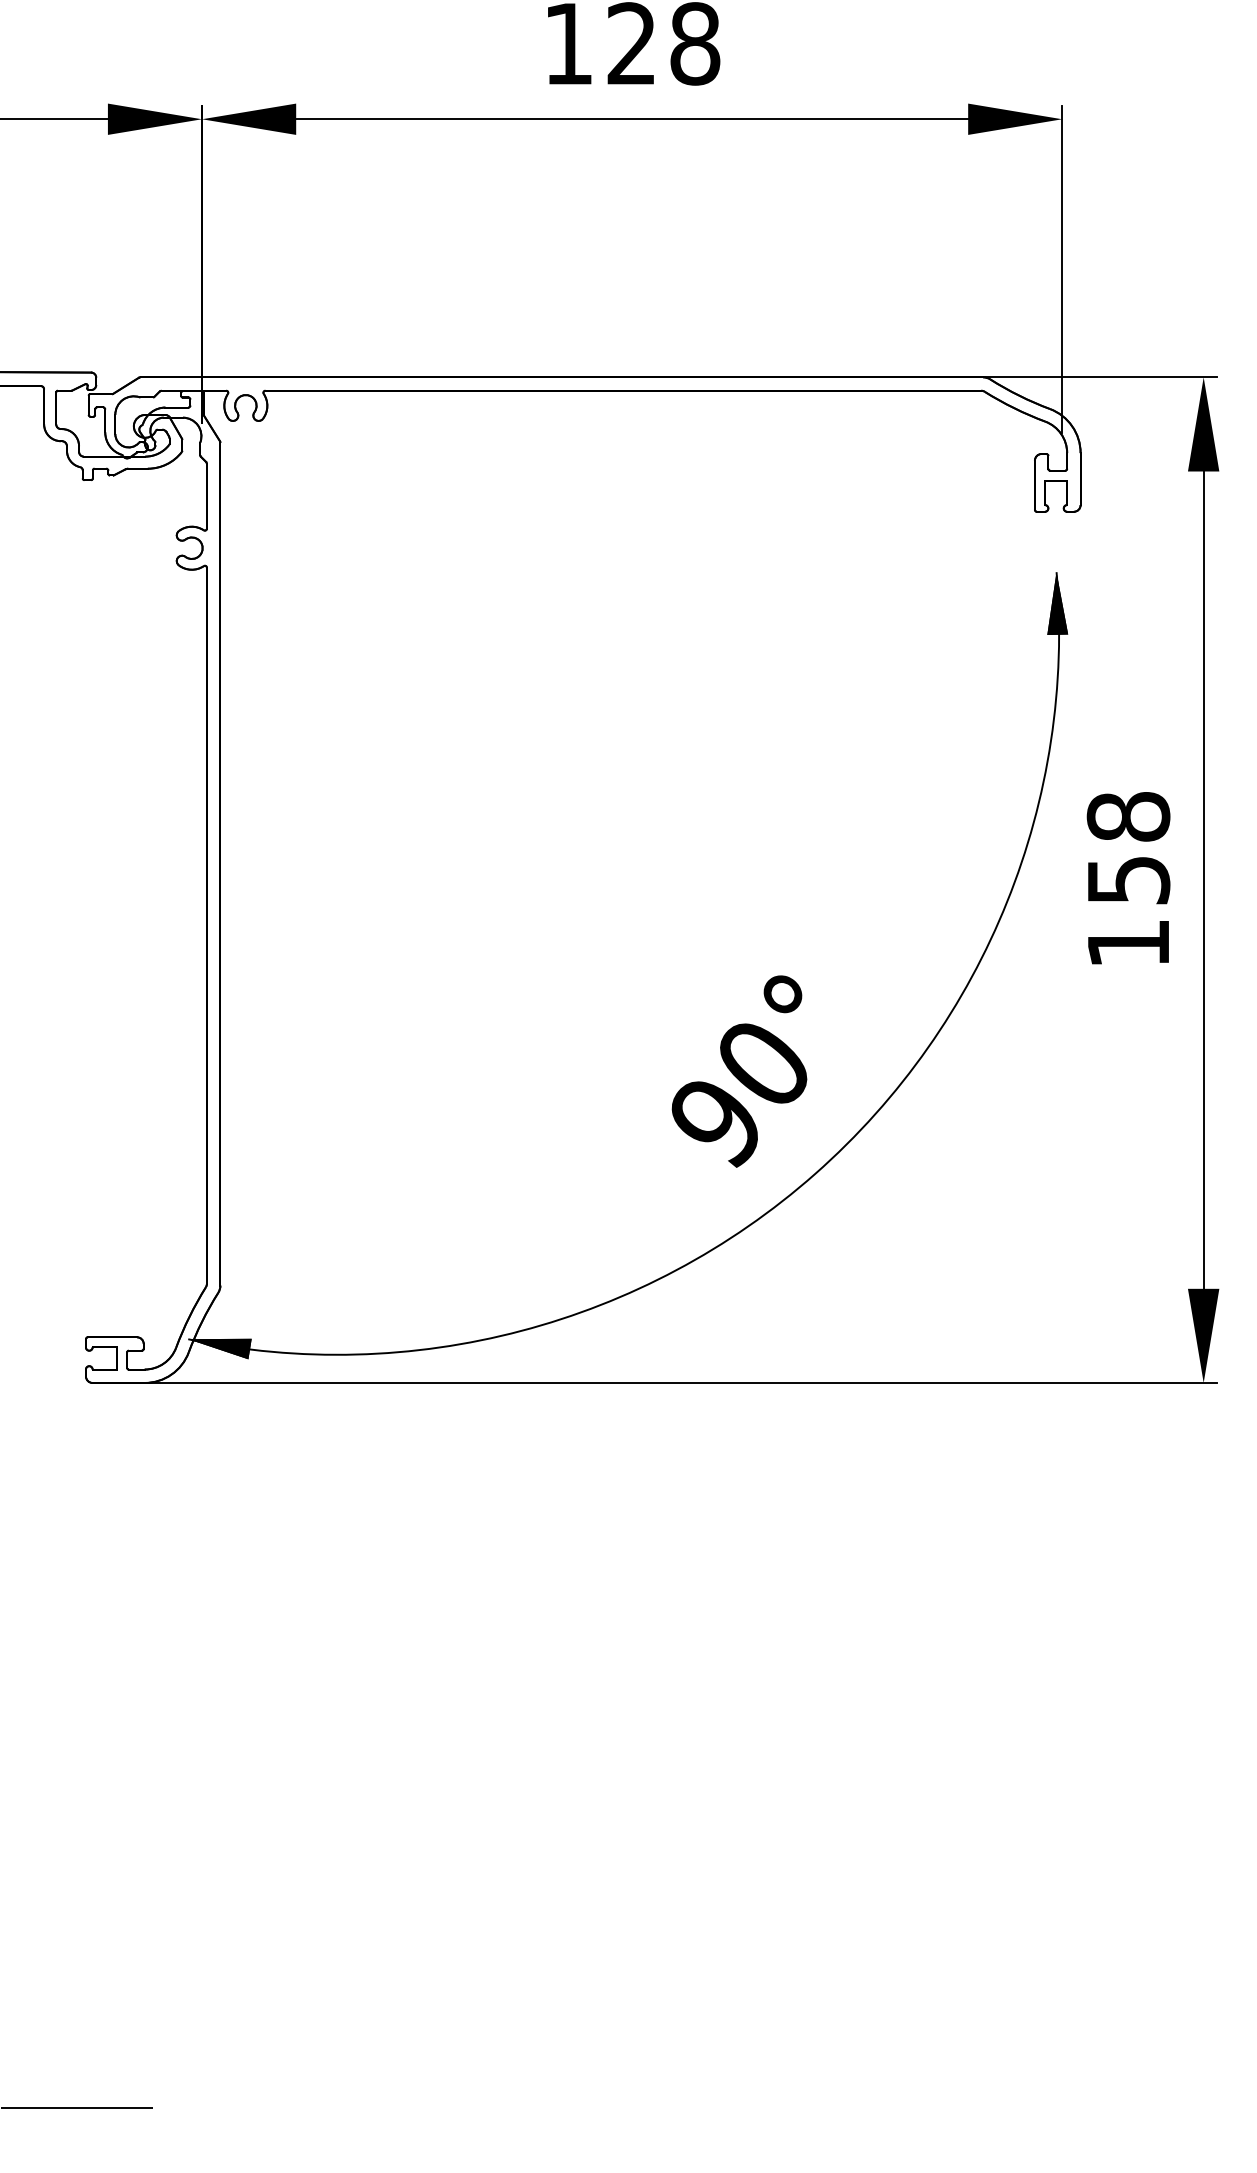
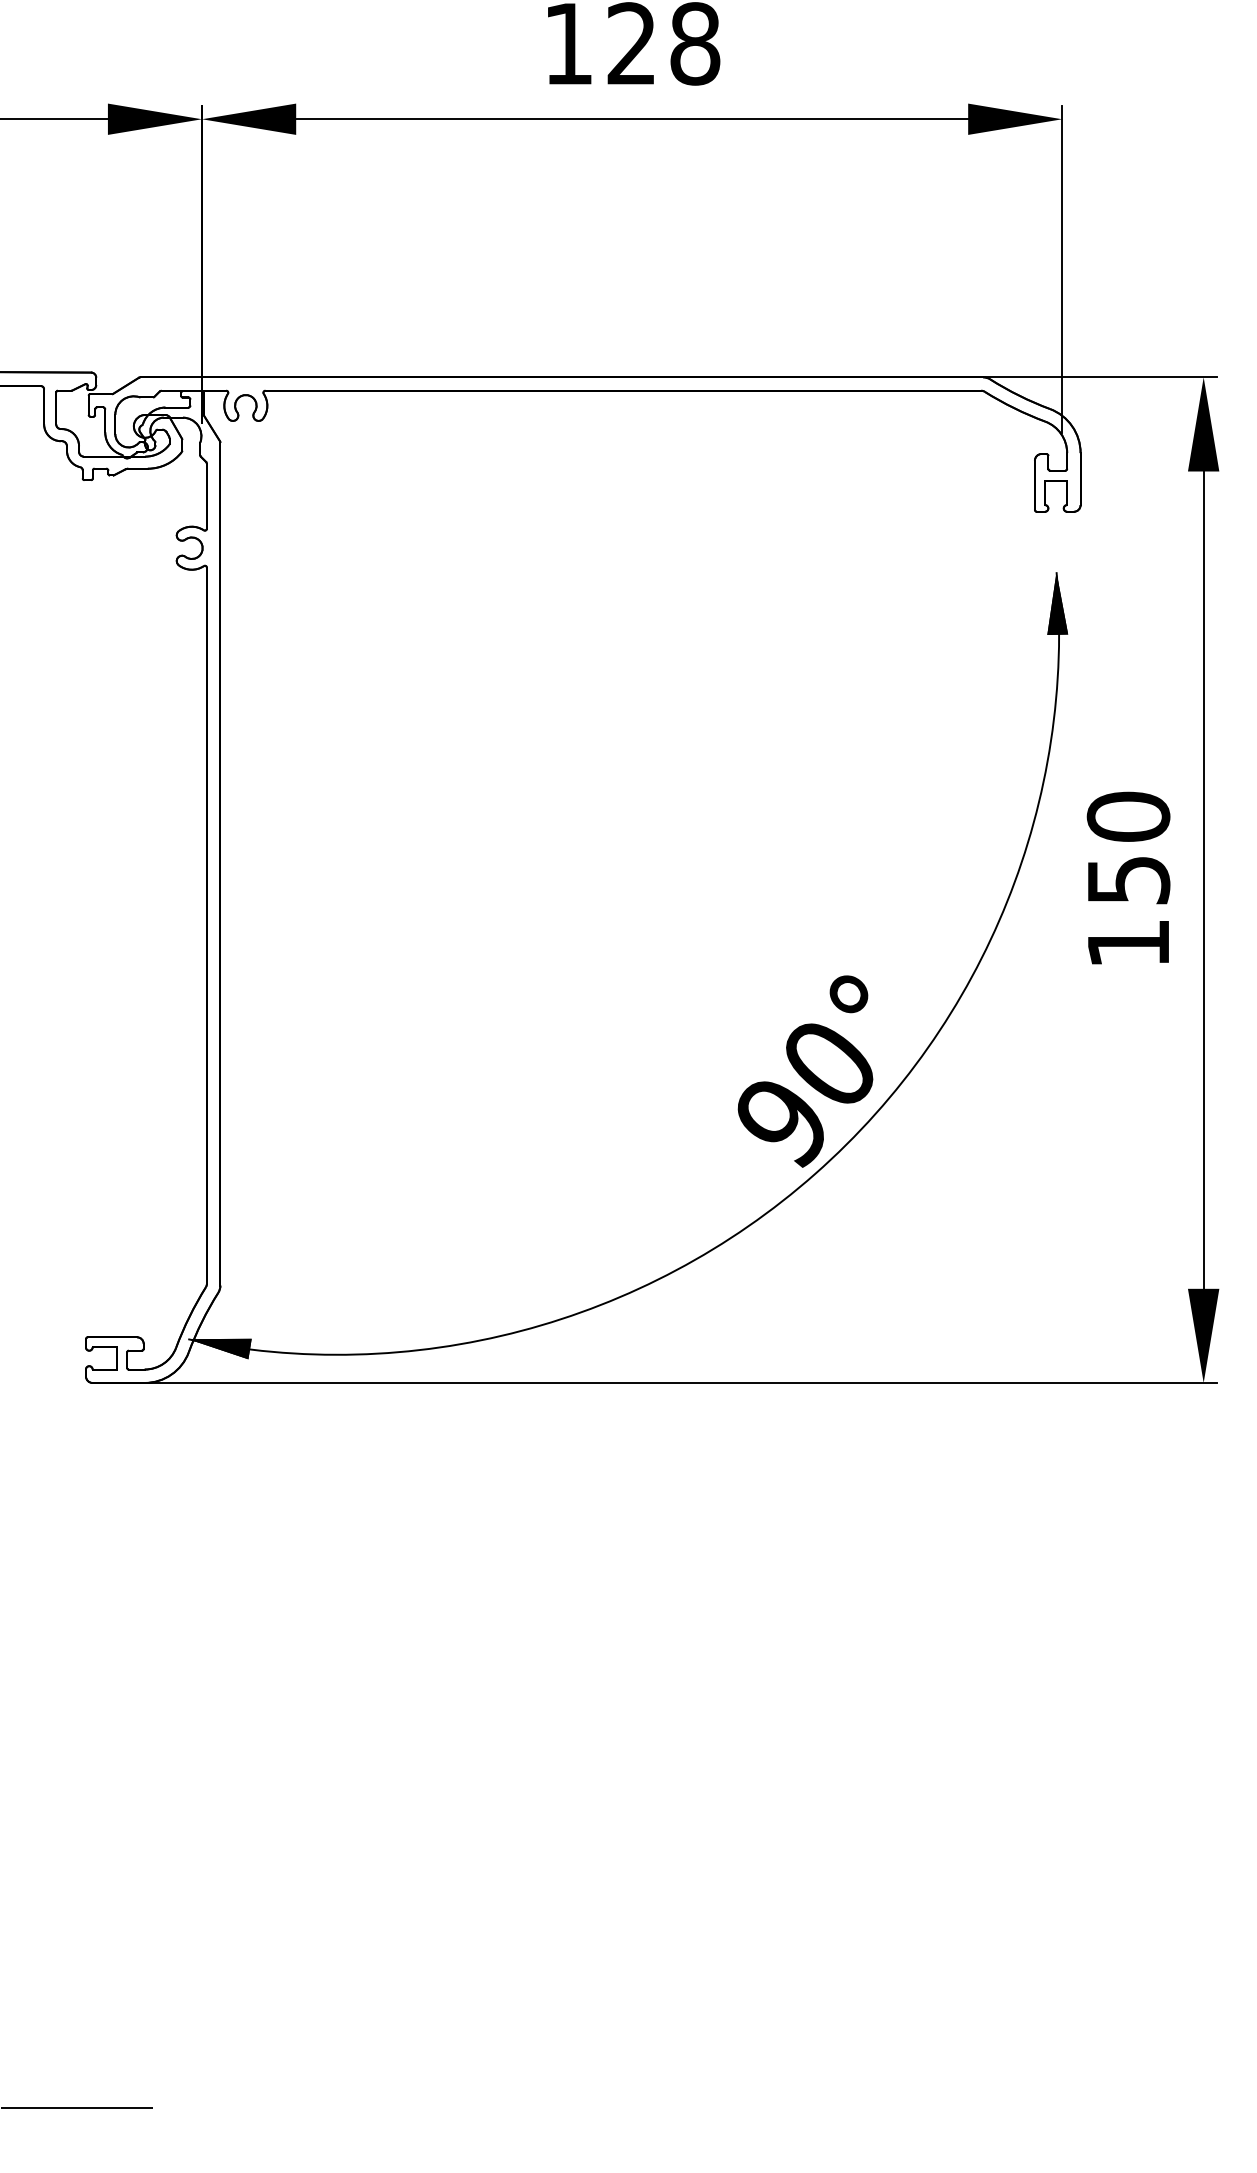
text: 158 -> 150 (1128, 816)
text position: (739, 1071) -> (805, 1071) (805, 1071)
